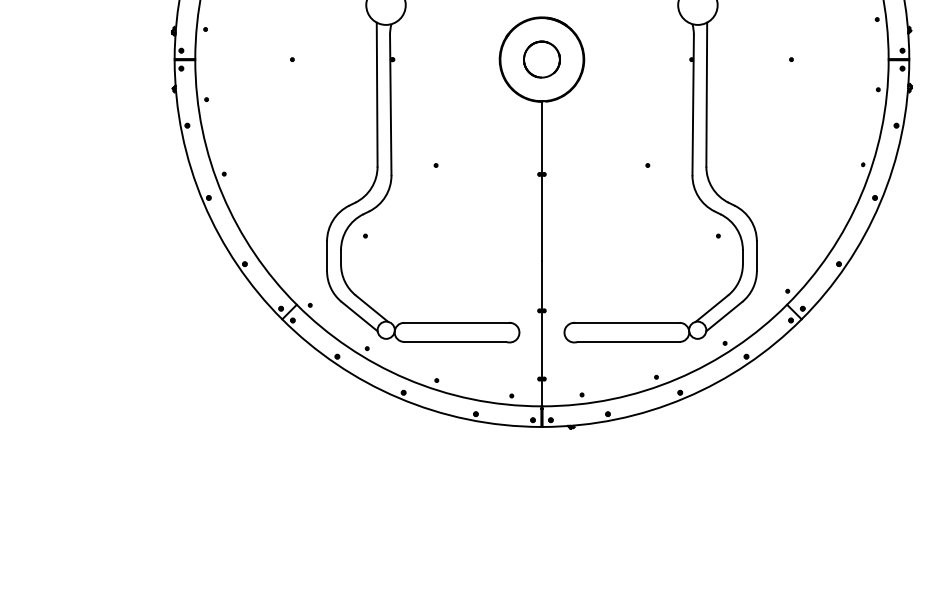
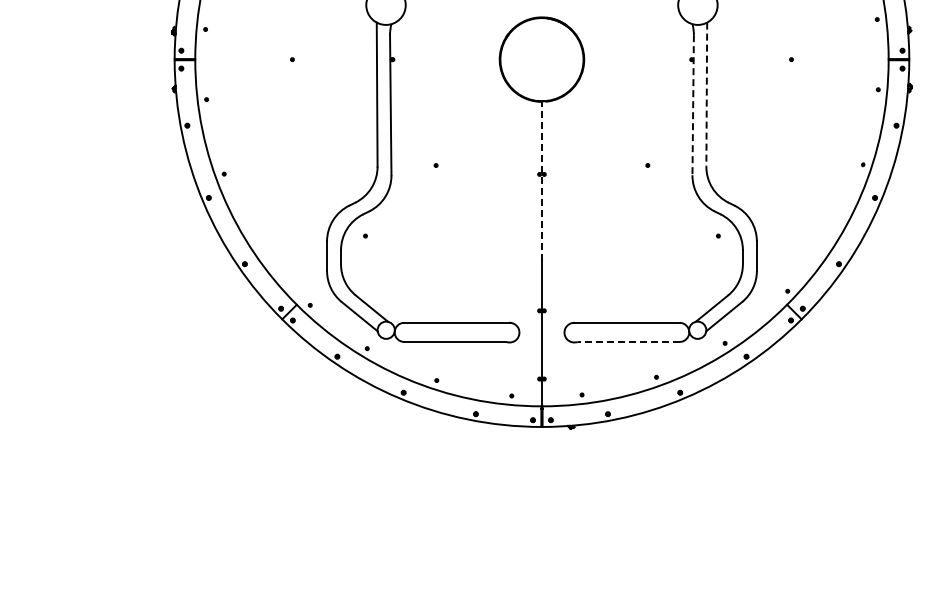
part: present -> none (541, 59)
line: solid -> dashed (706, 95)
line: solid -> dashed (693, 105)
line: solid -> dashed (541, 181)
line: solid -> dashed (628, 341)
